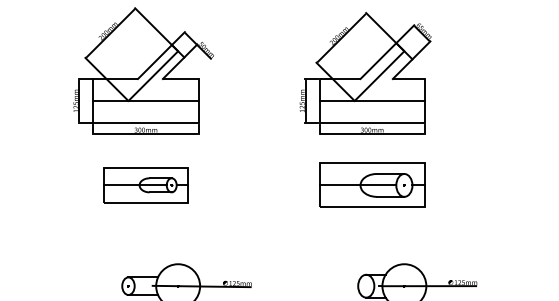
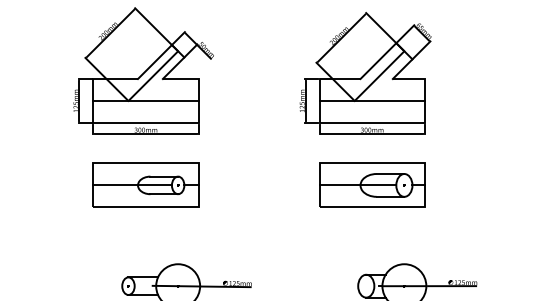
part size: 86x37 px -> 108x46 px (145, 184)
